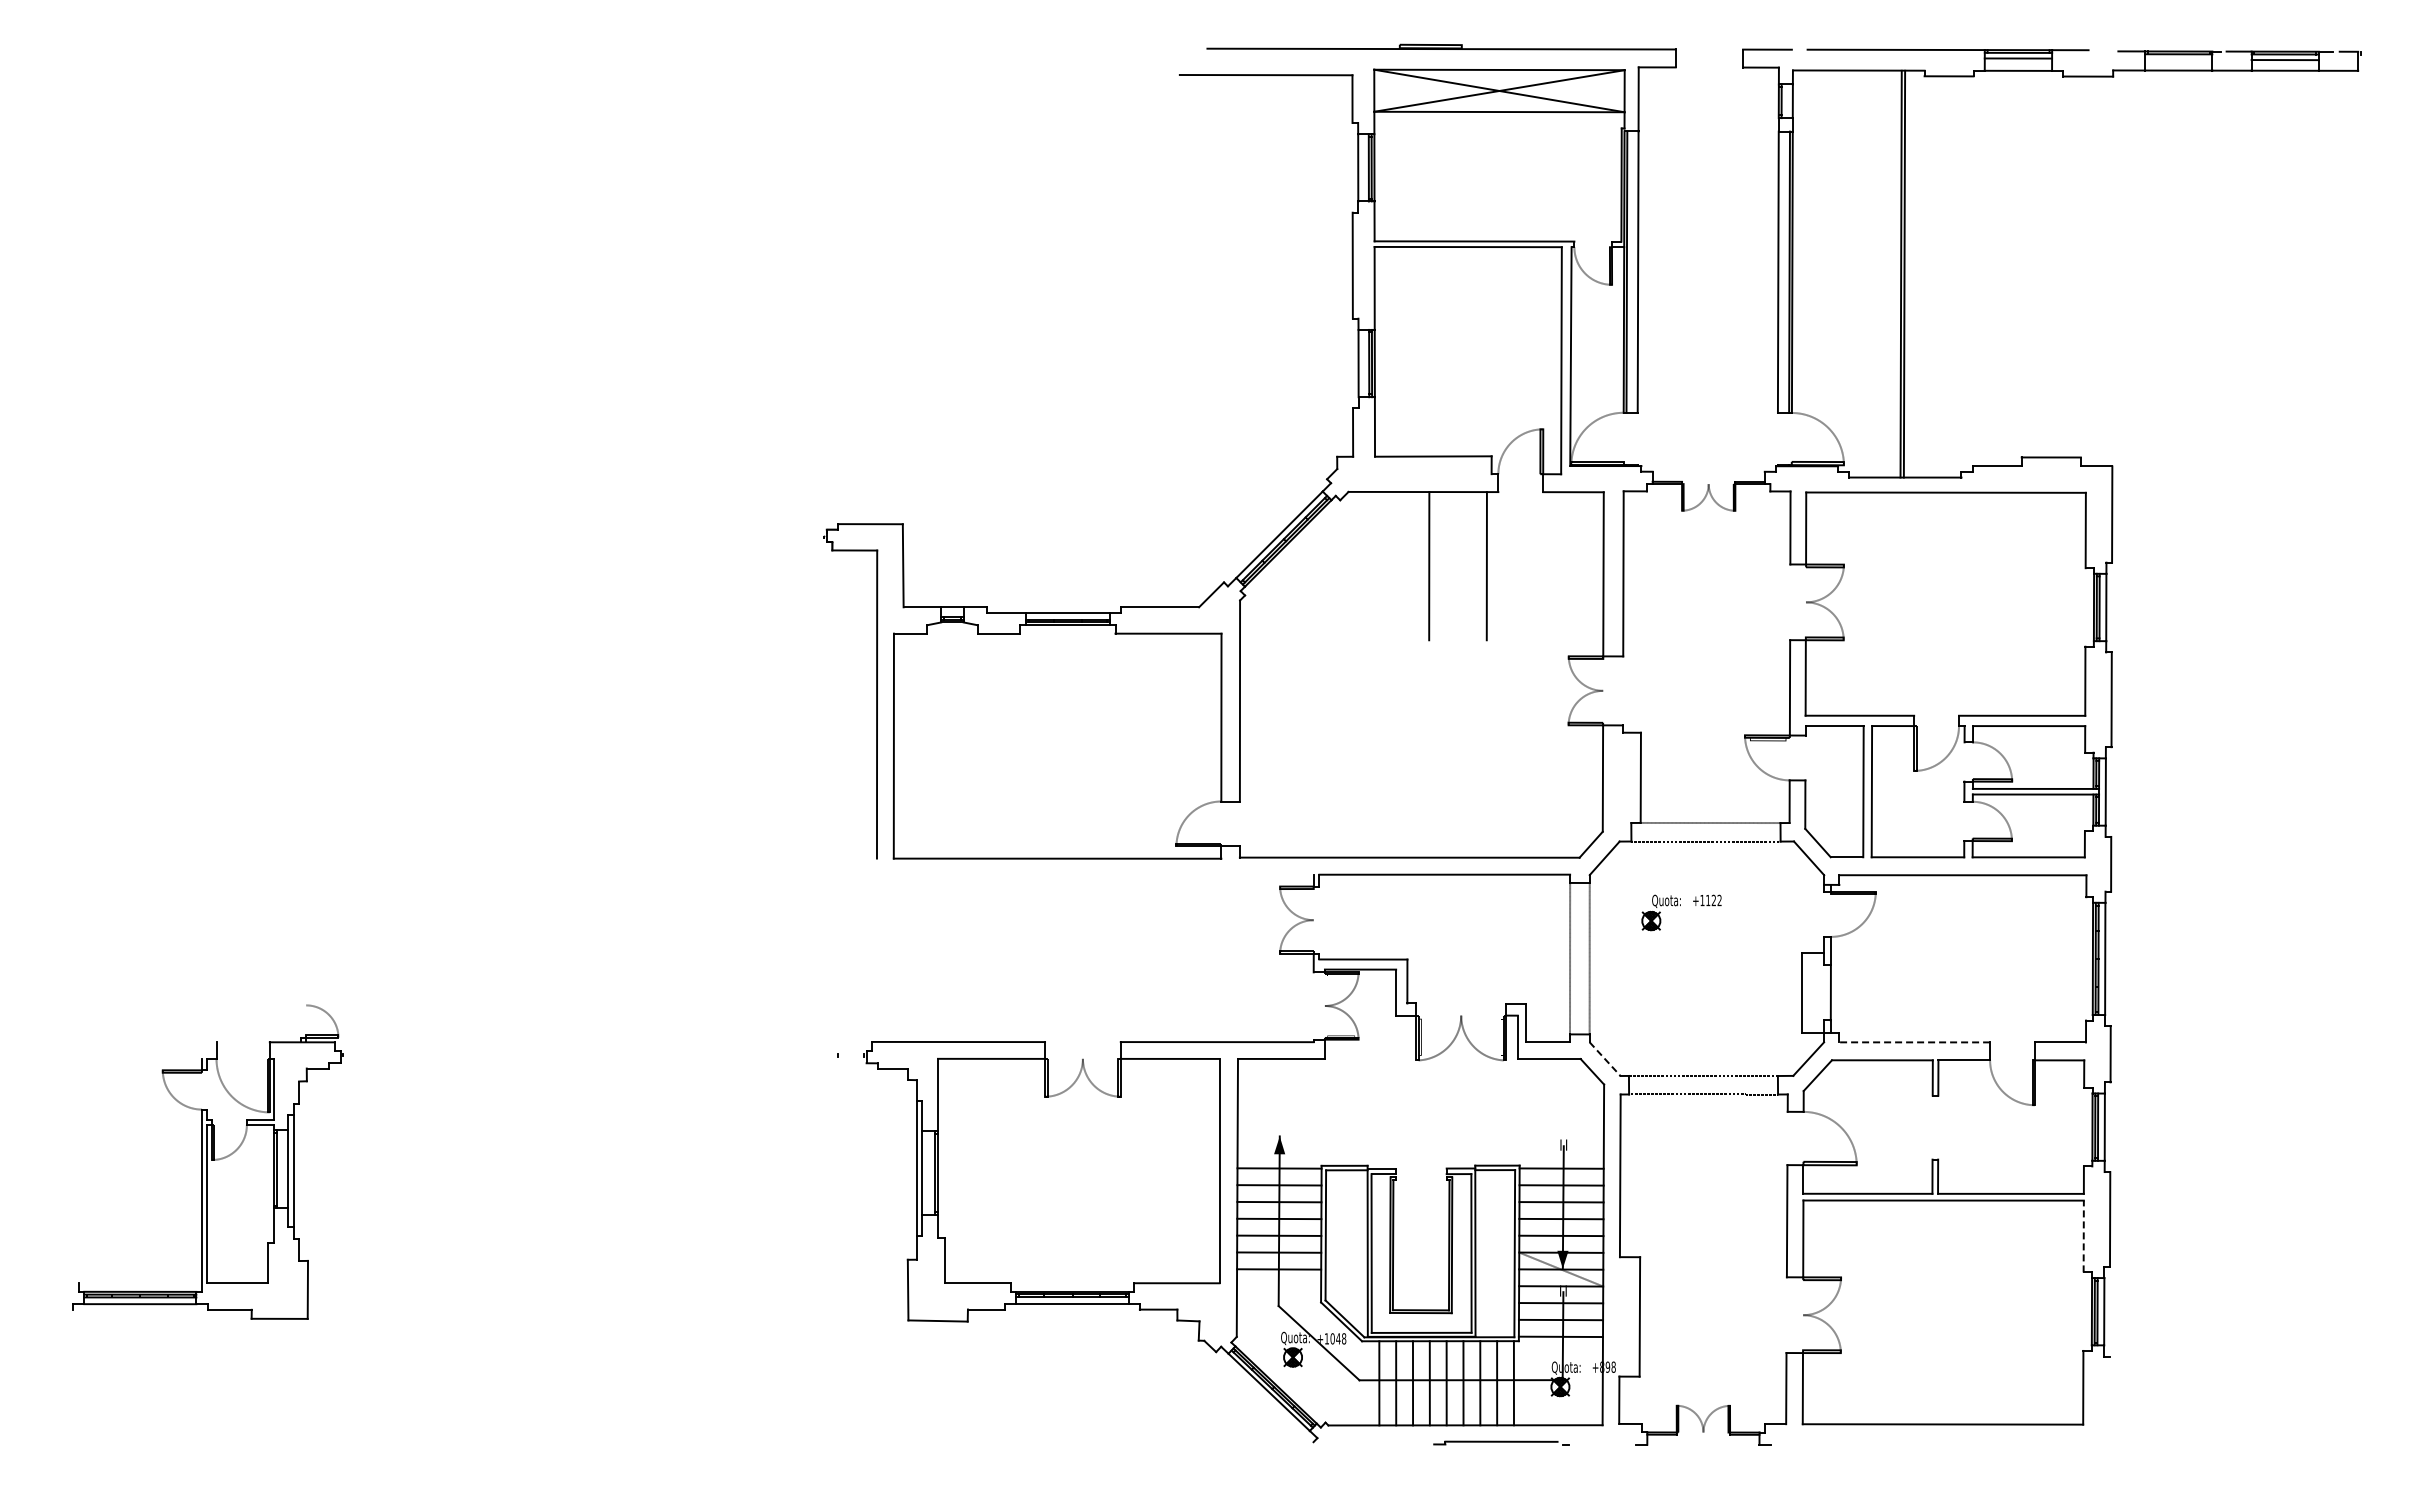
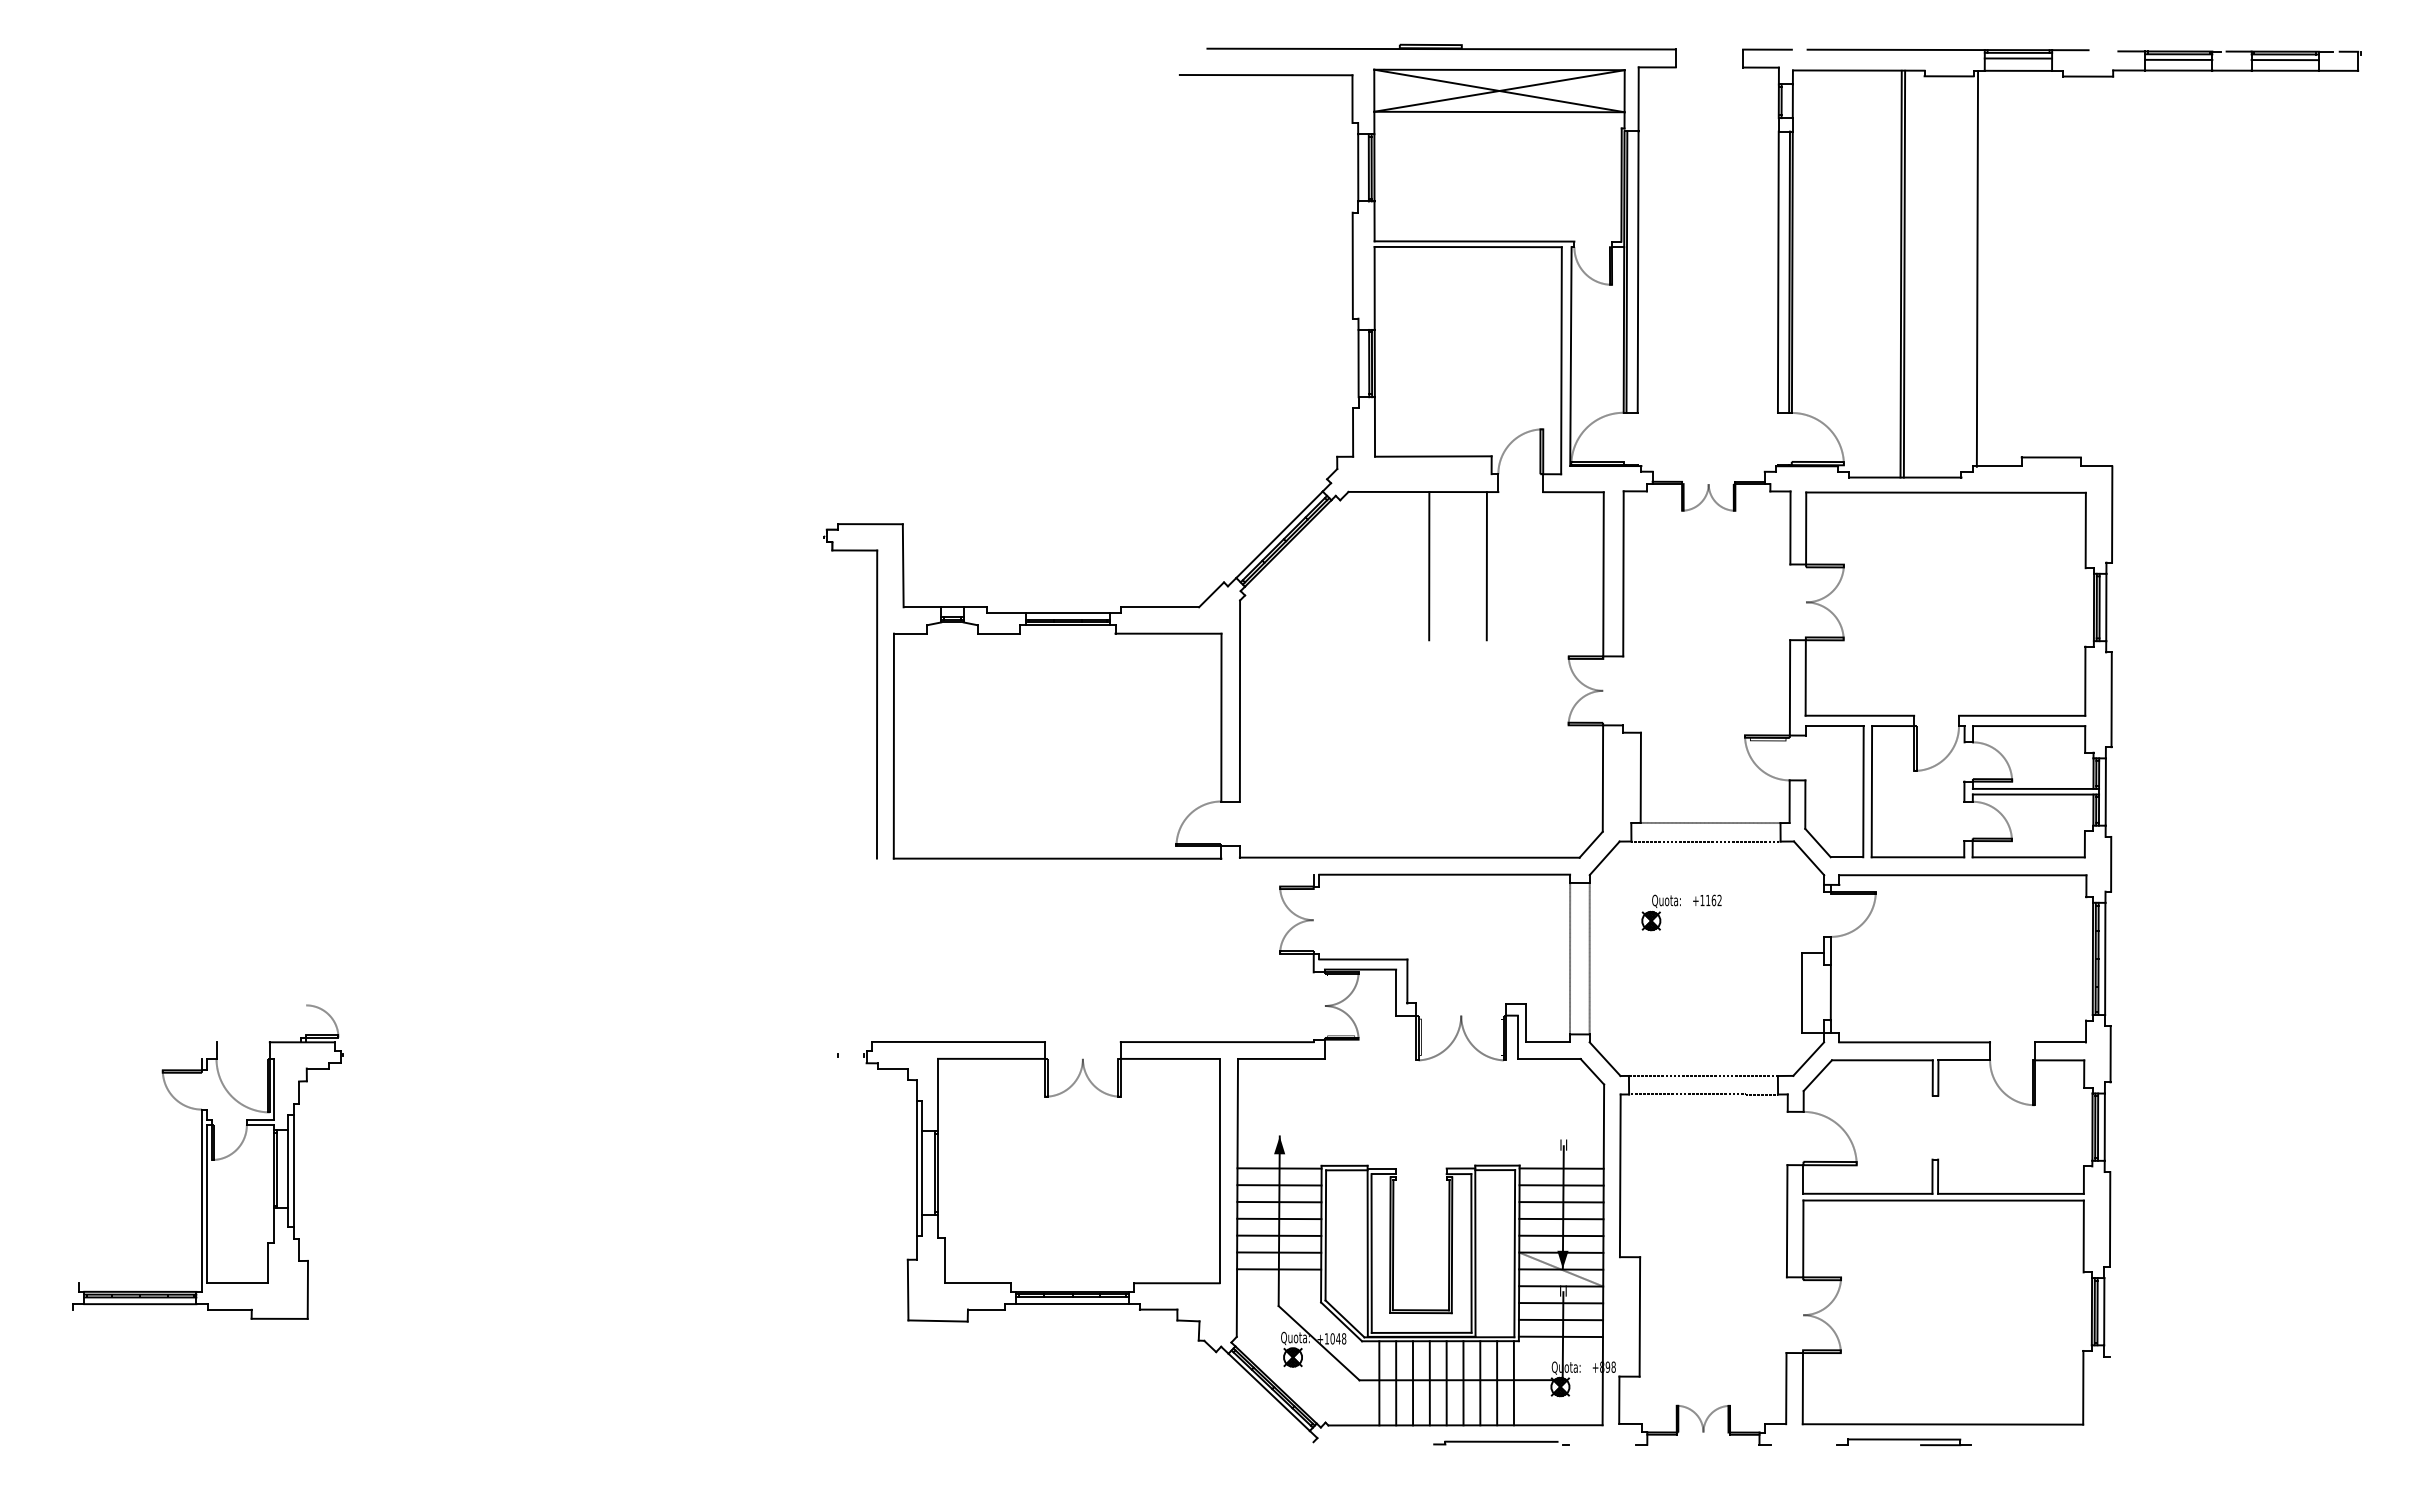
line: none -> present (2178, 59)
line: none -> present (1977, 268)
text: +1122 -> +1162 (1713, 900)
line: dashed -> solid (1914, 1042)
line: dashed -> solid (1605, 1059)
line: dashed -> solid (2083, 1236)
part: none -> present (1903, 1442)
